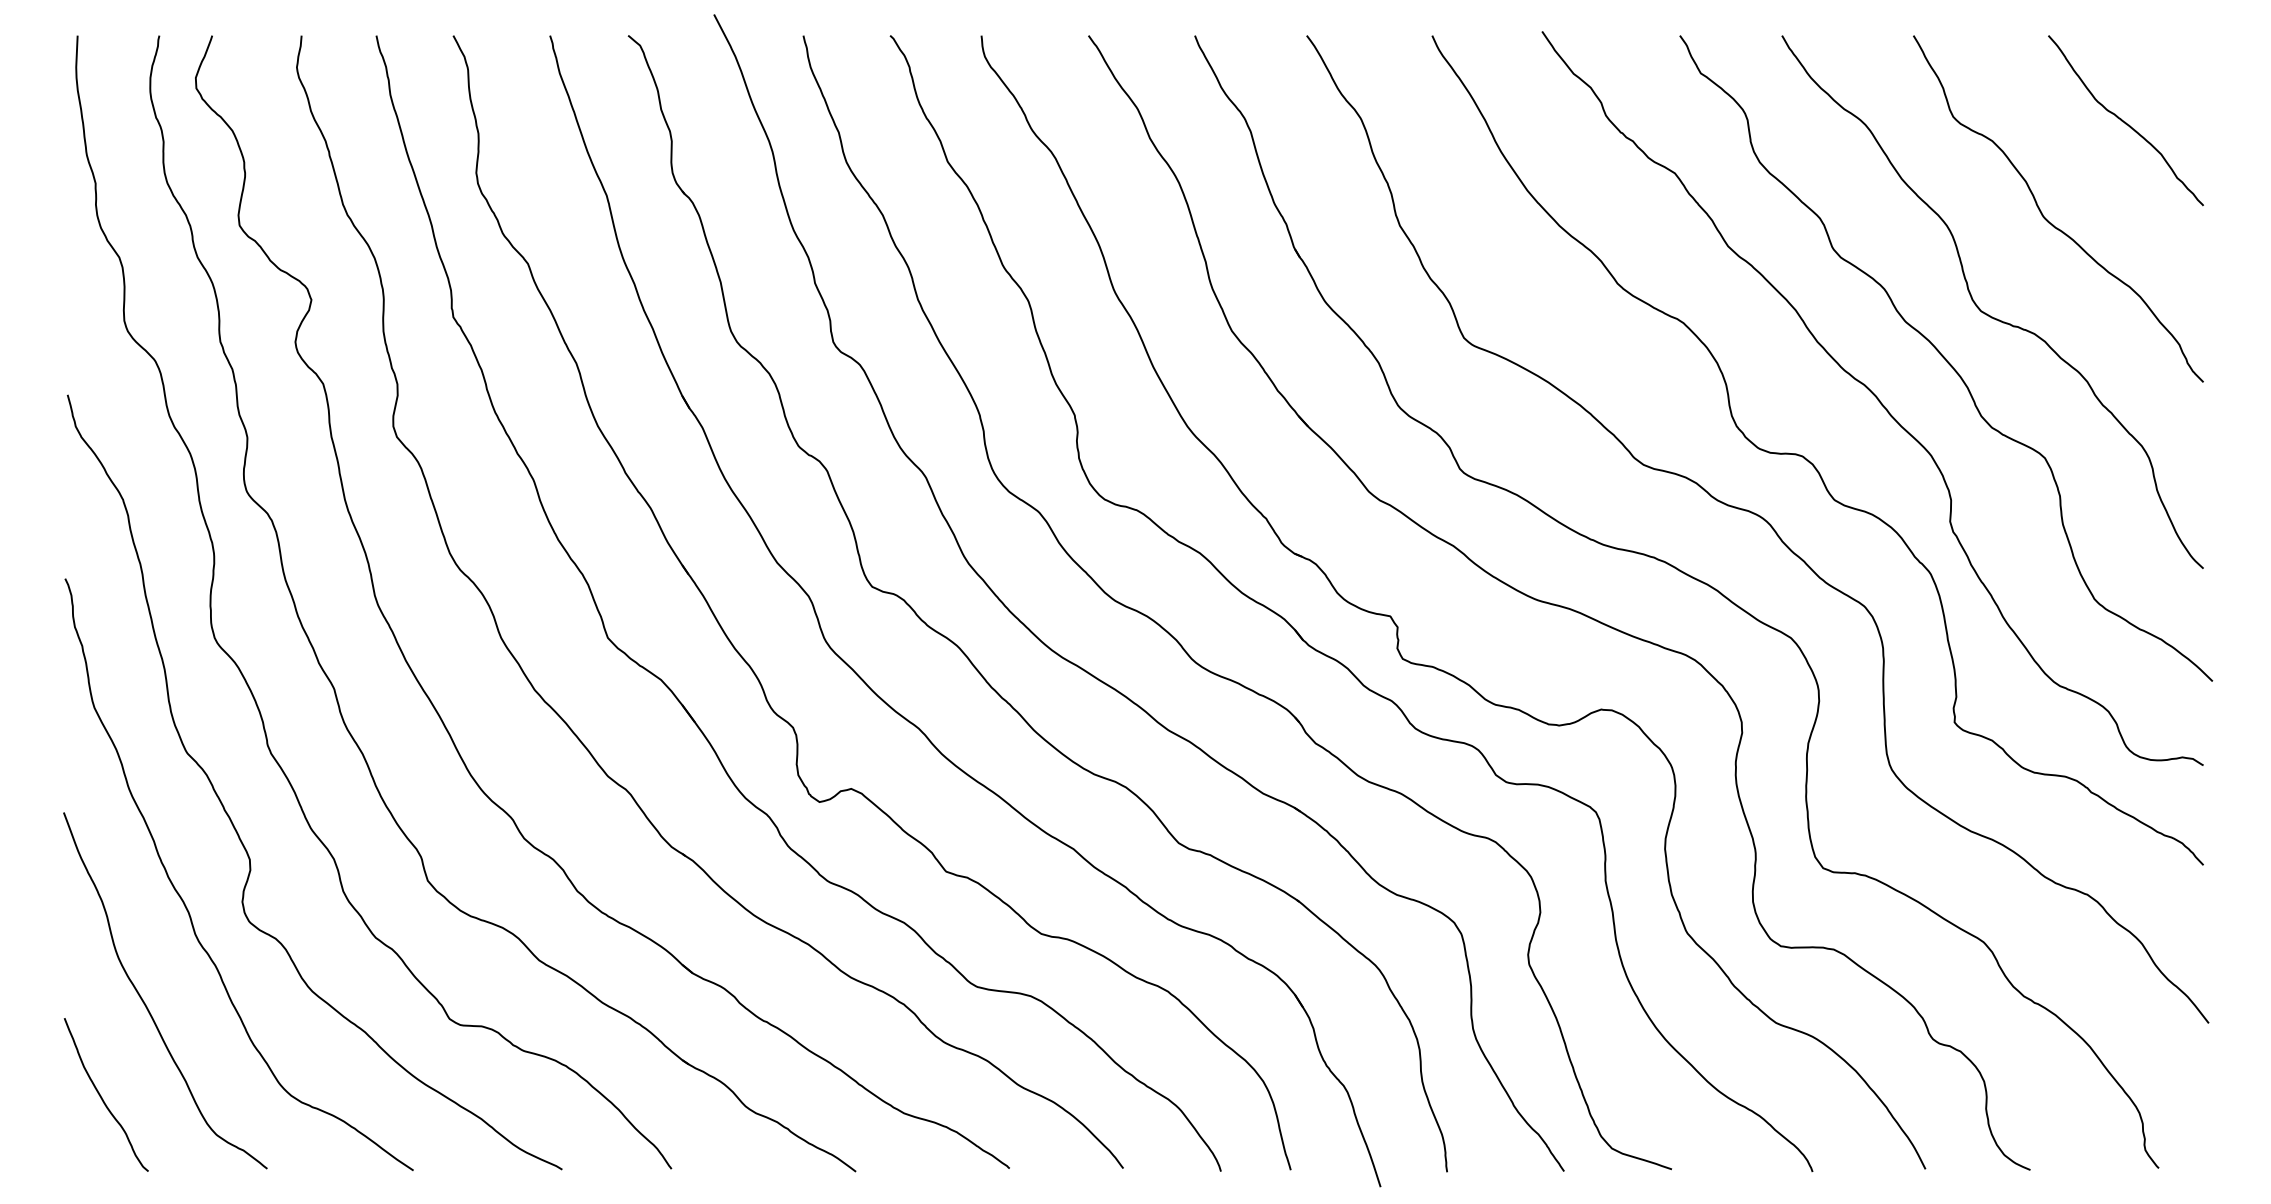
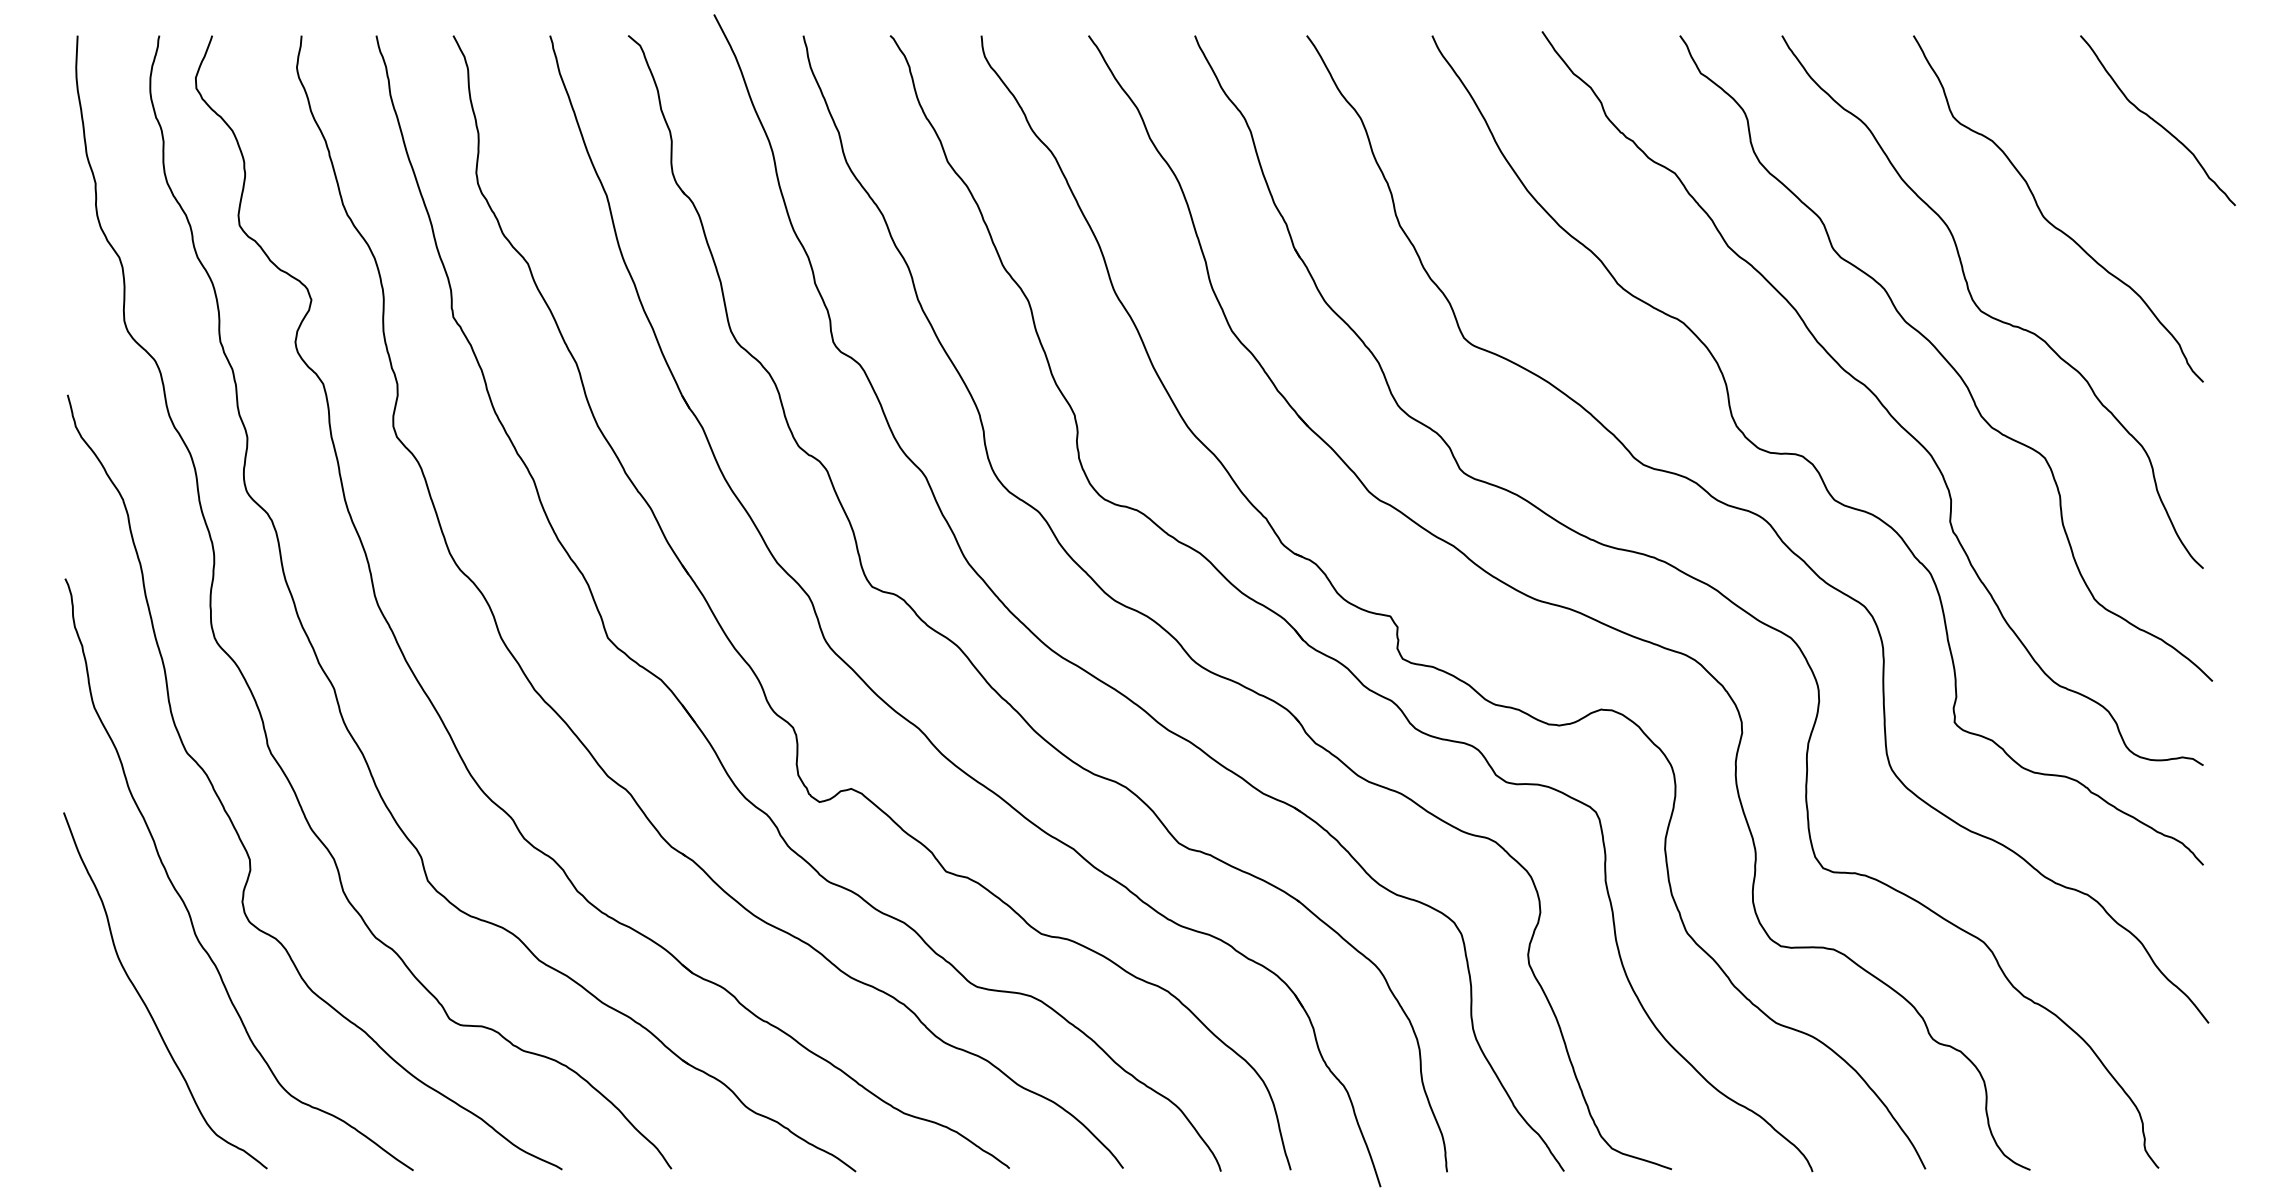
curve position: (2125, 121) -> (2157, 121) (2157, 121)
curve: present -> none (101, 1095)
